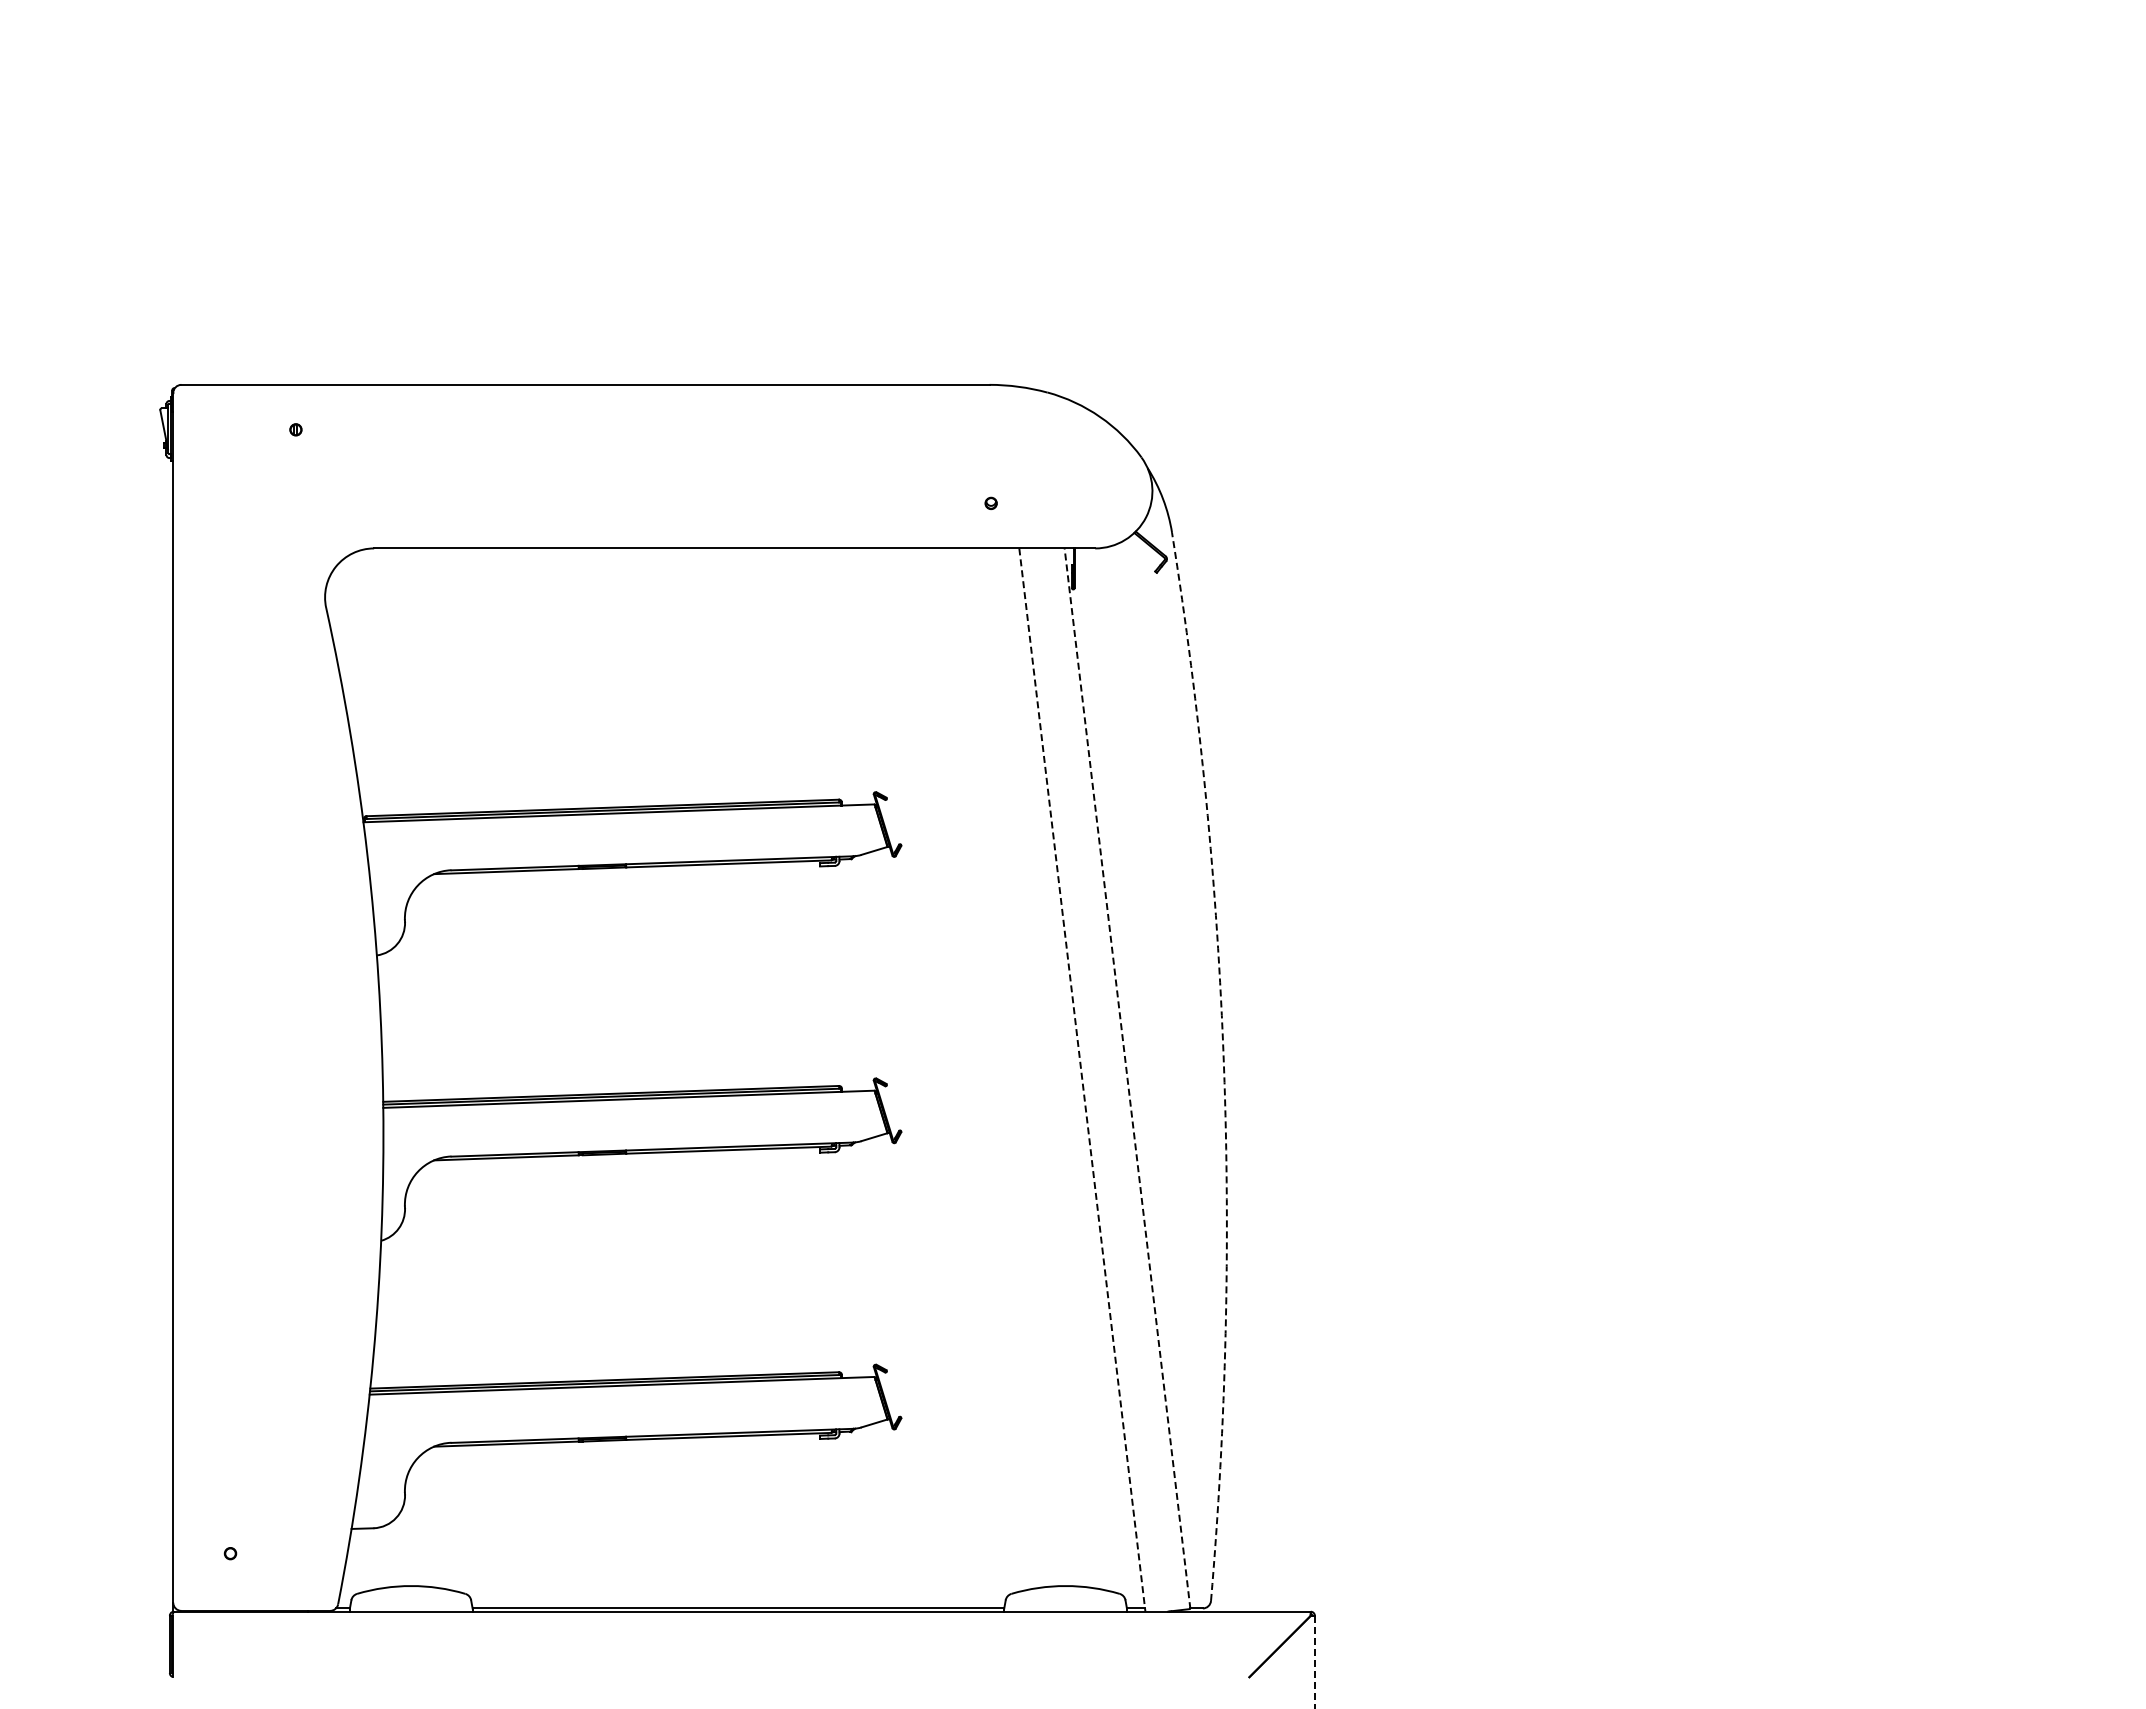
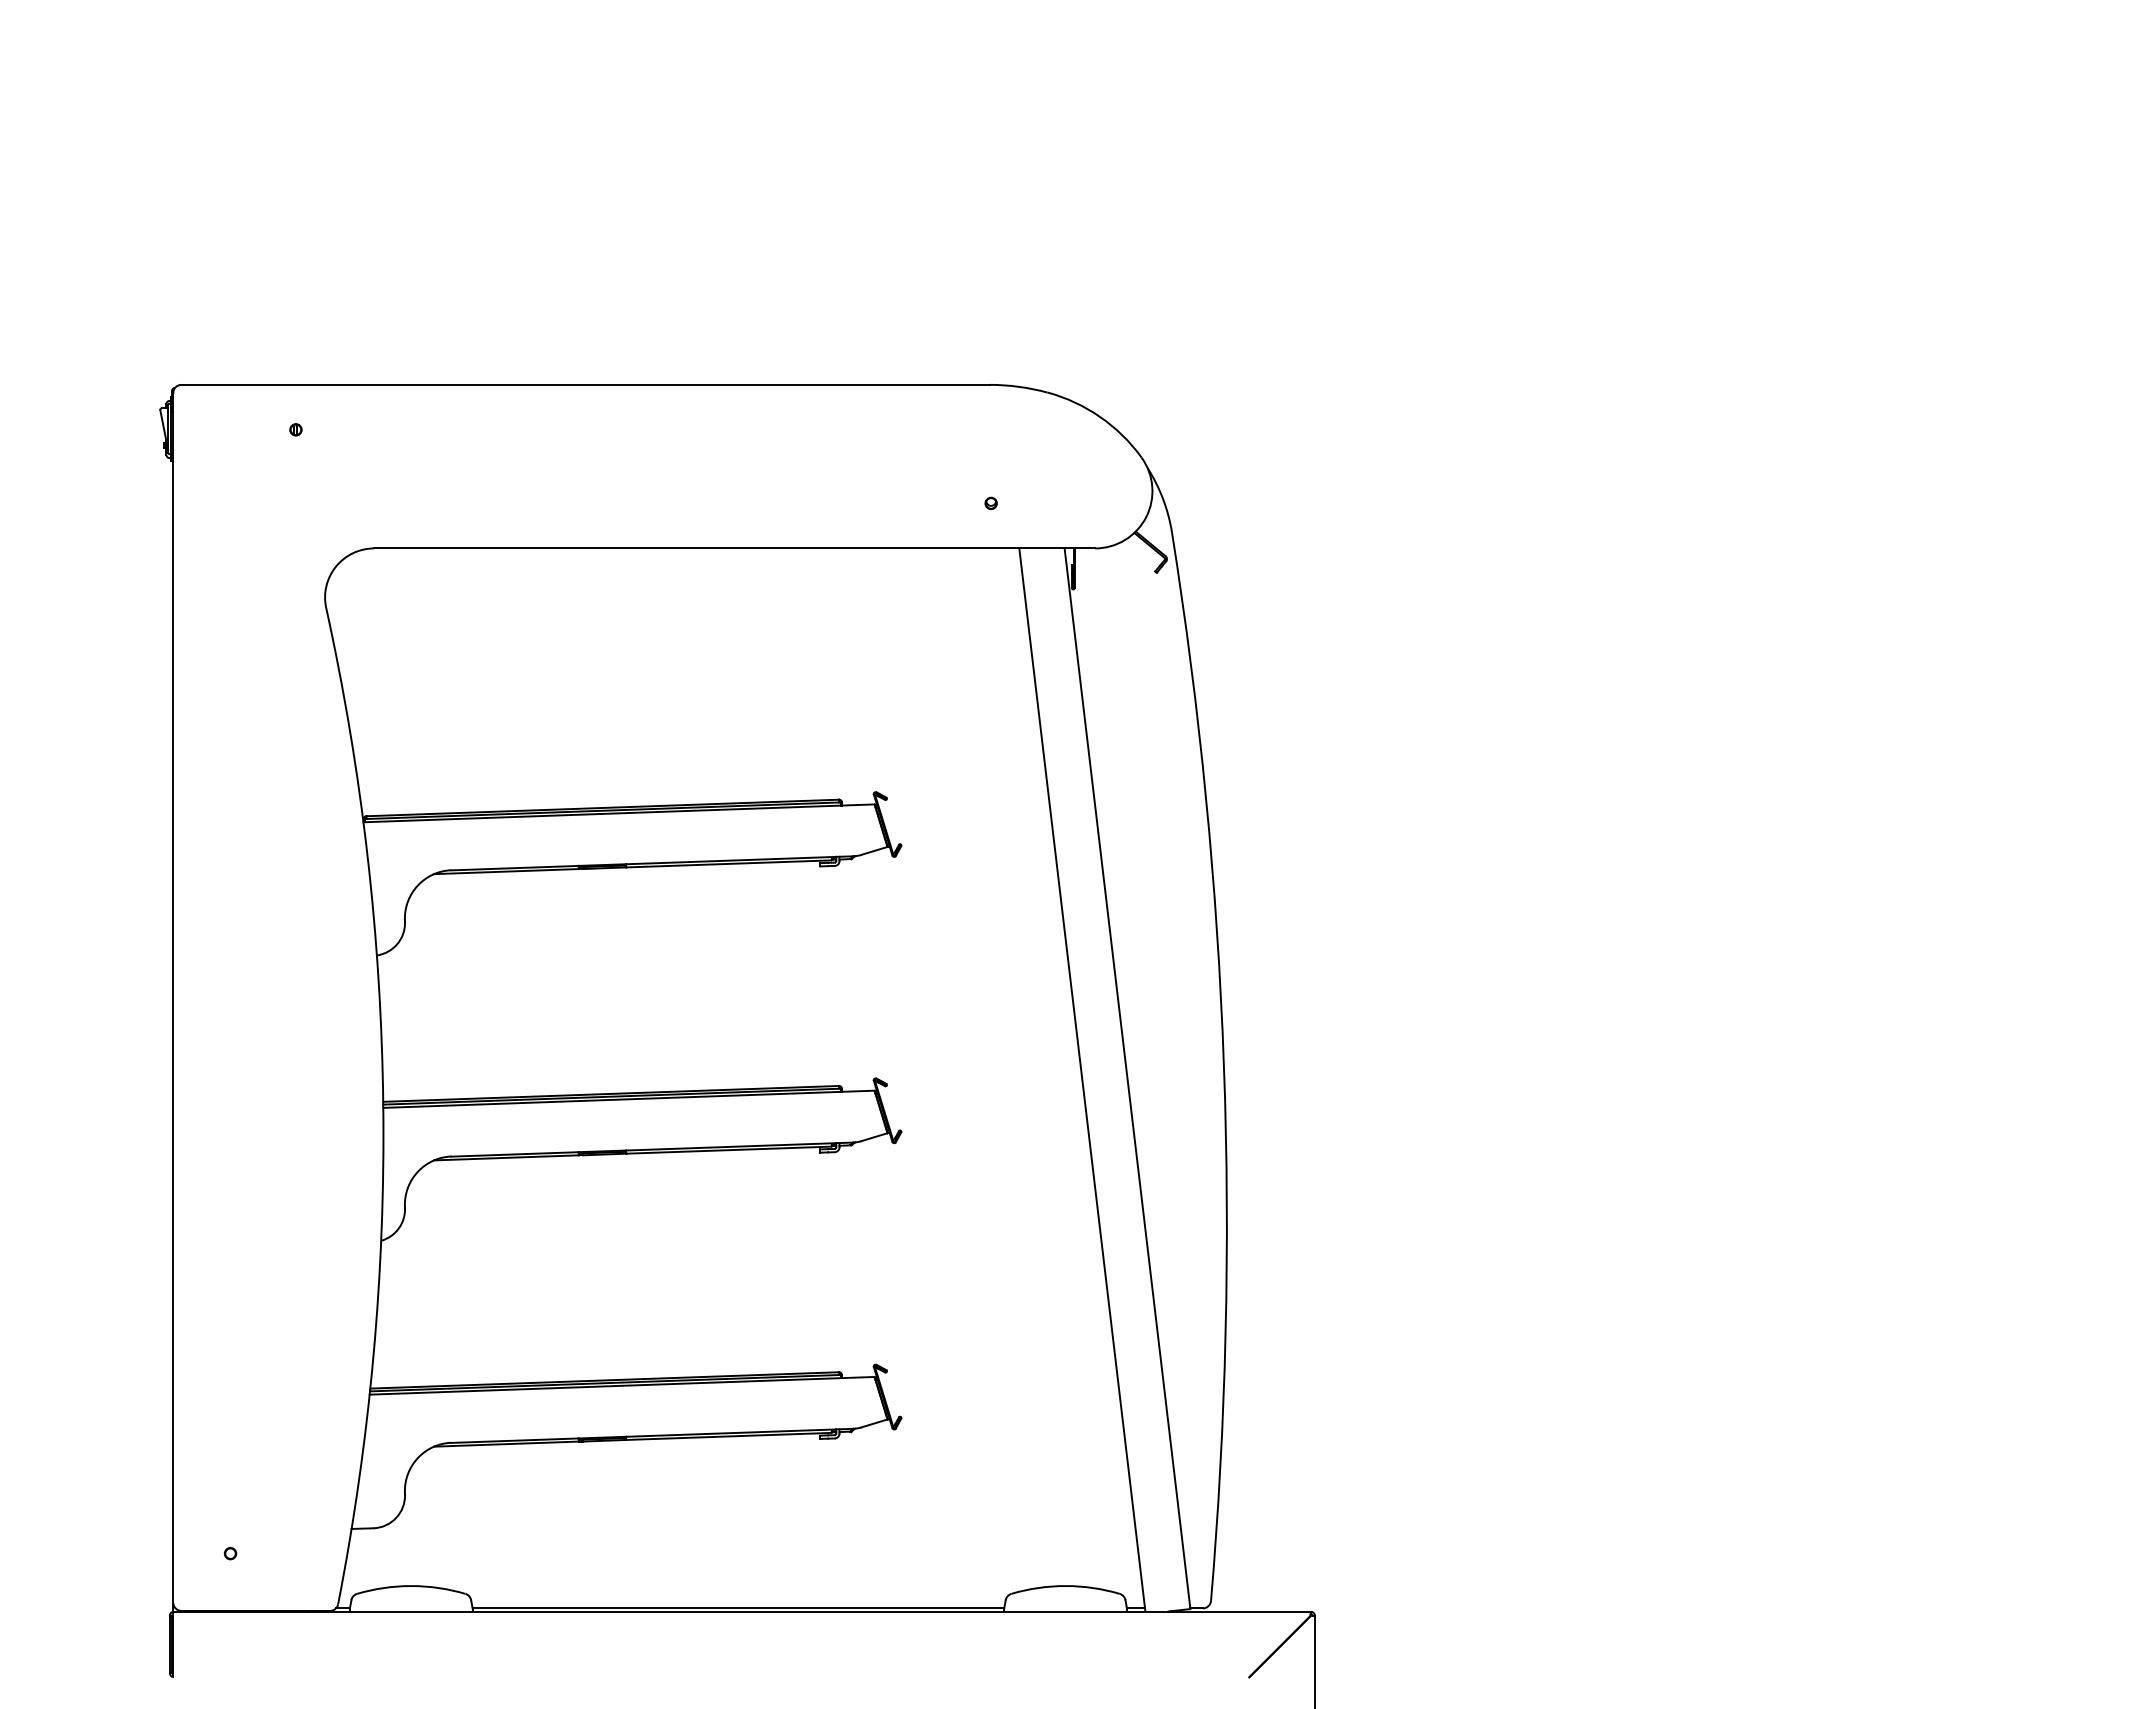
arc: dashed -> solid (1223, 1065)
line: dashed -> solid (1127, 1078)
line: dashed -> solid (1082, 1080)
line: dashed -> solid (1314, 1662)
